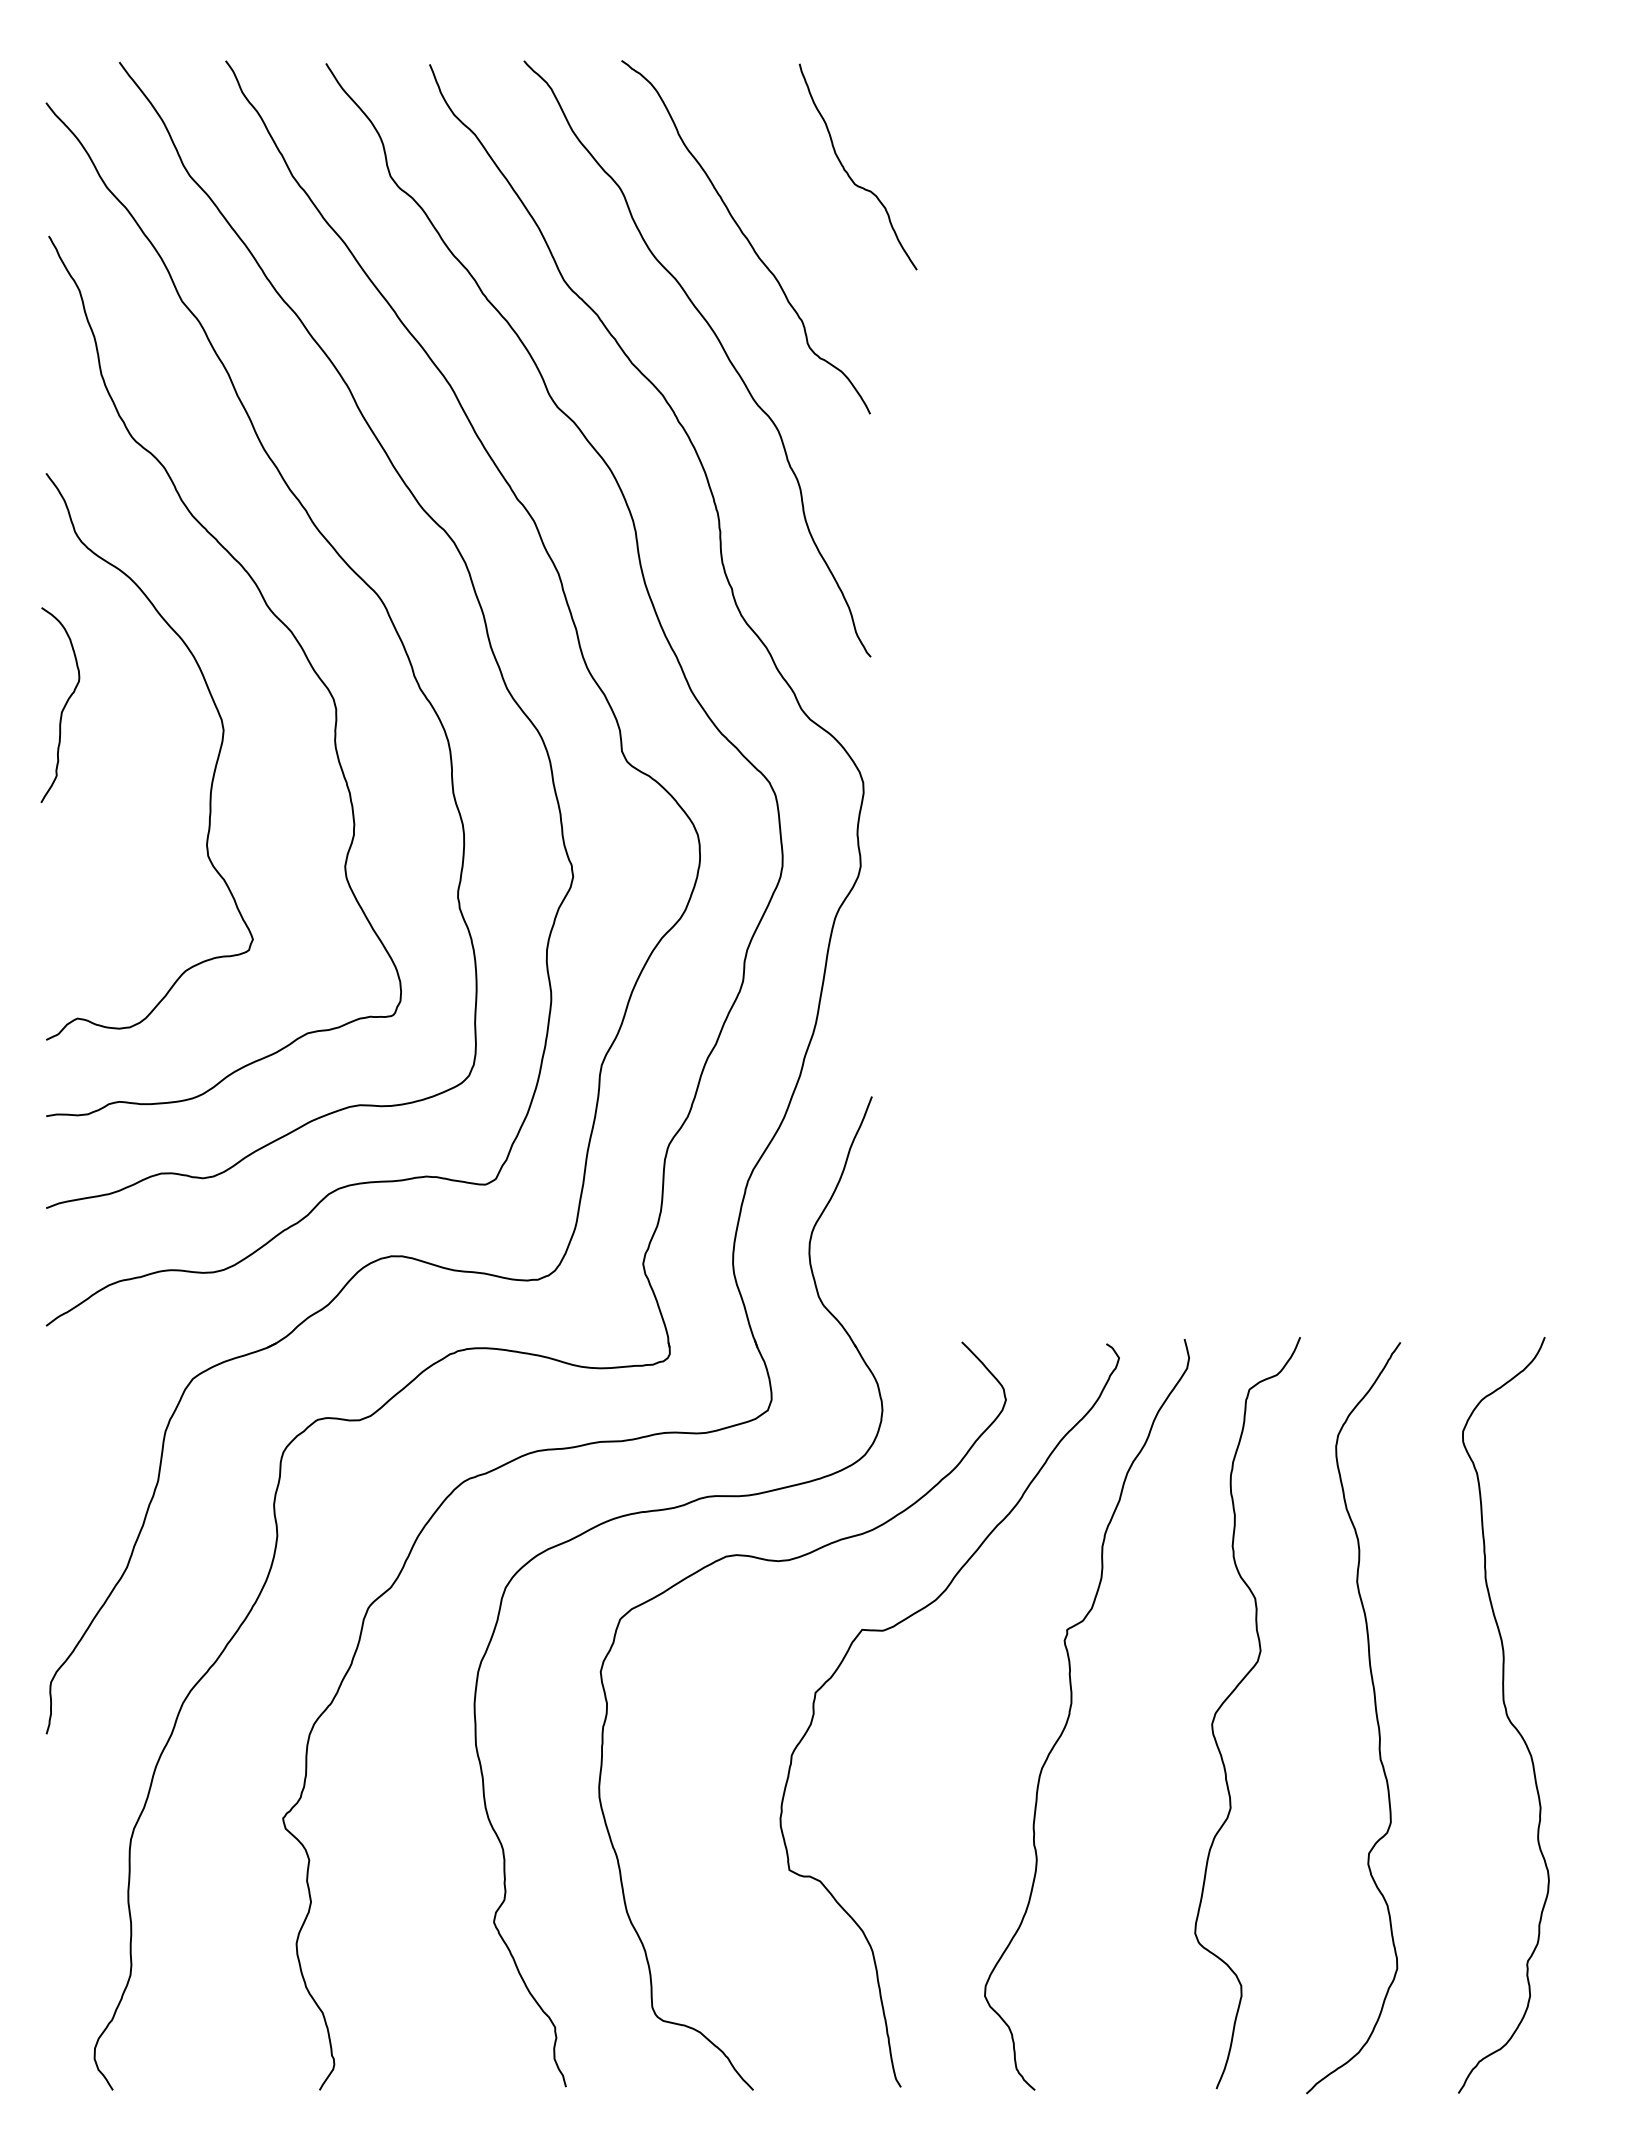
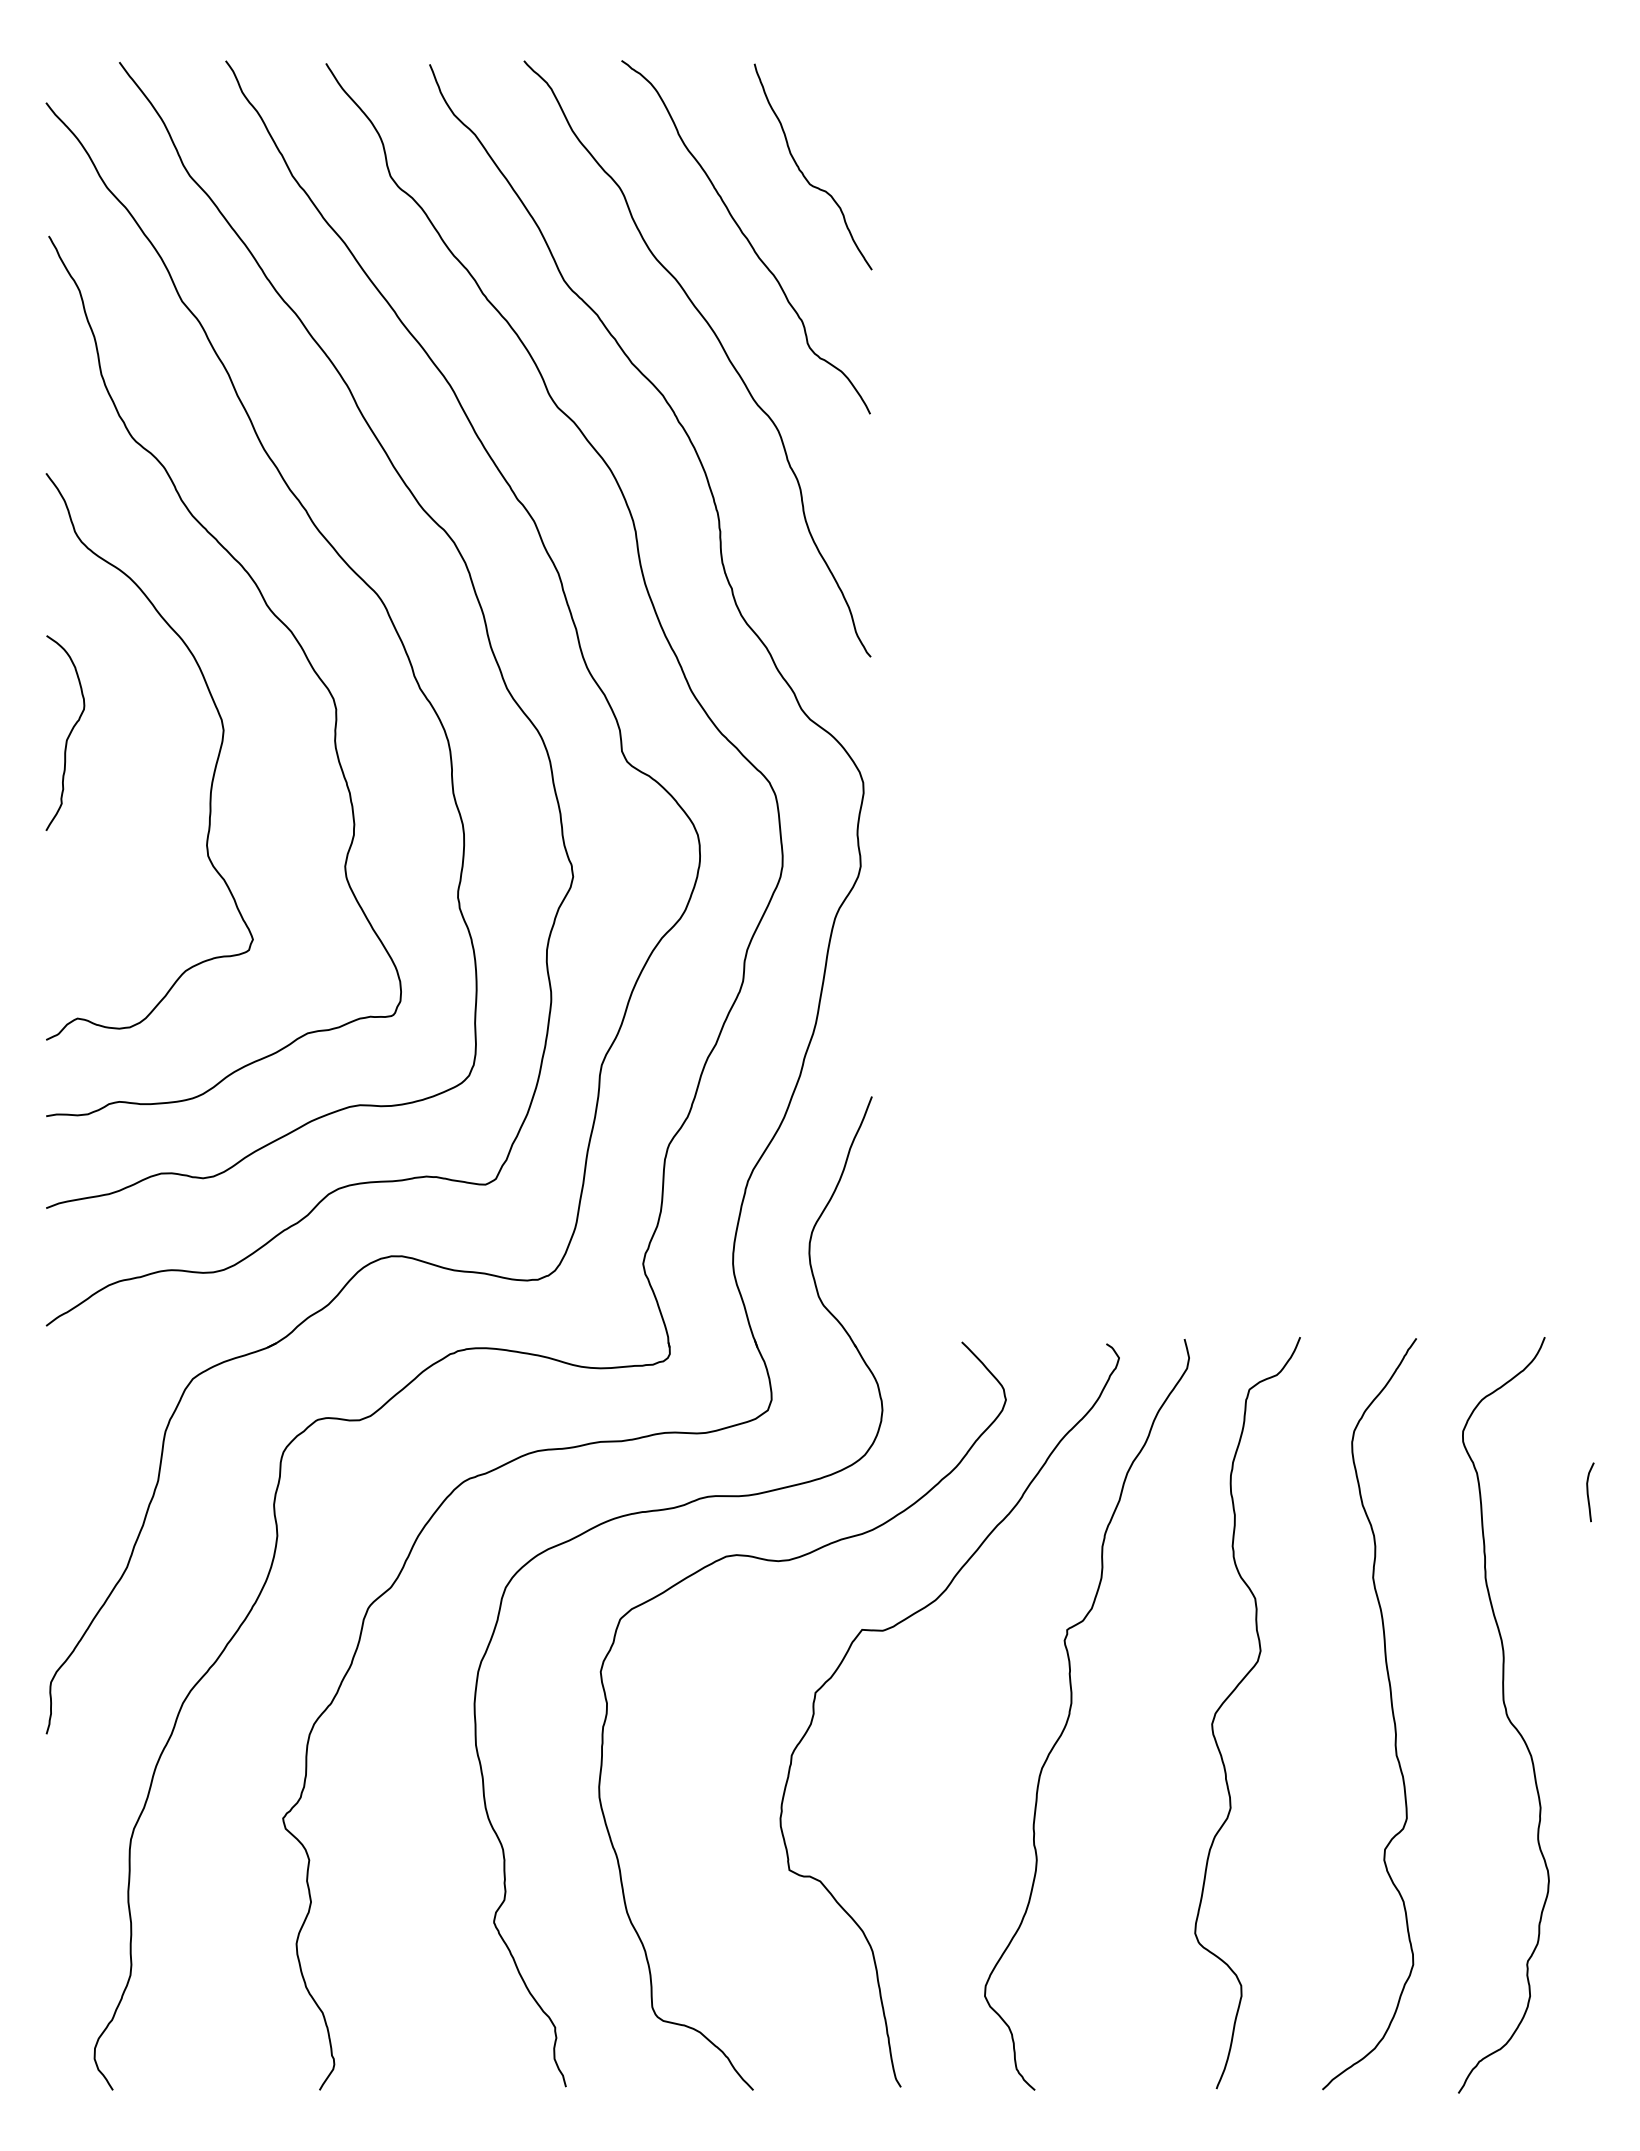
curve position: (847, 171) -> (802, 171) (802, 171)
curve position: (63, 706) -> (68, 734) (68, 734)
curve: none -> present (1588, 1492)
curve position: (1375, 1714) -> (1391, 1710) (1391, 1710)
